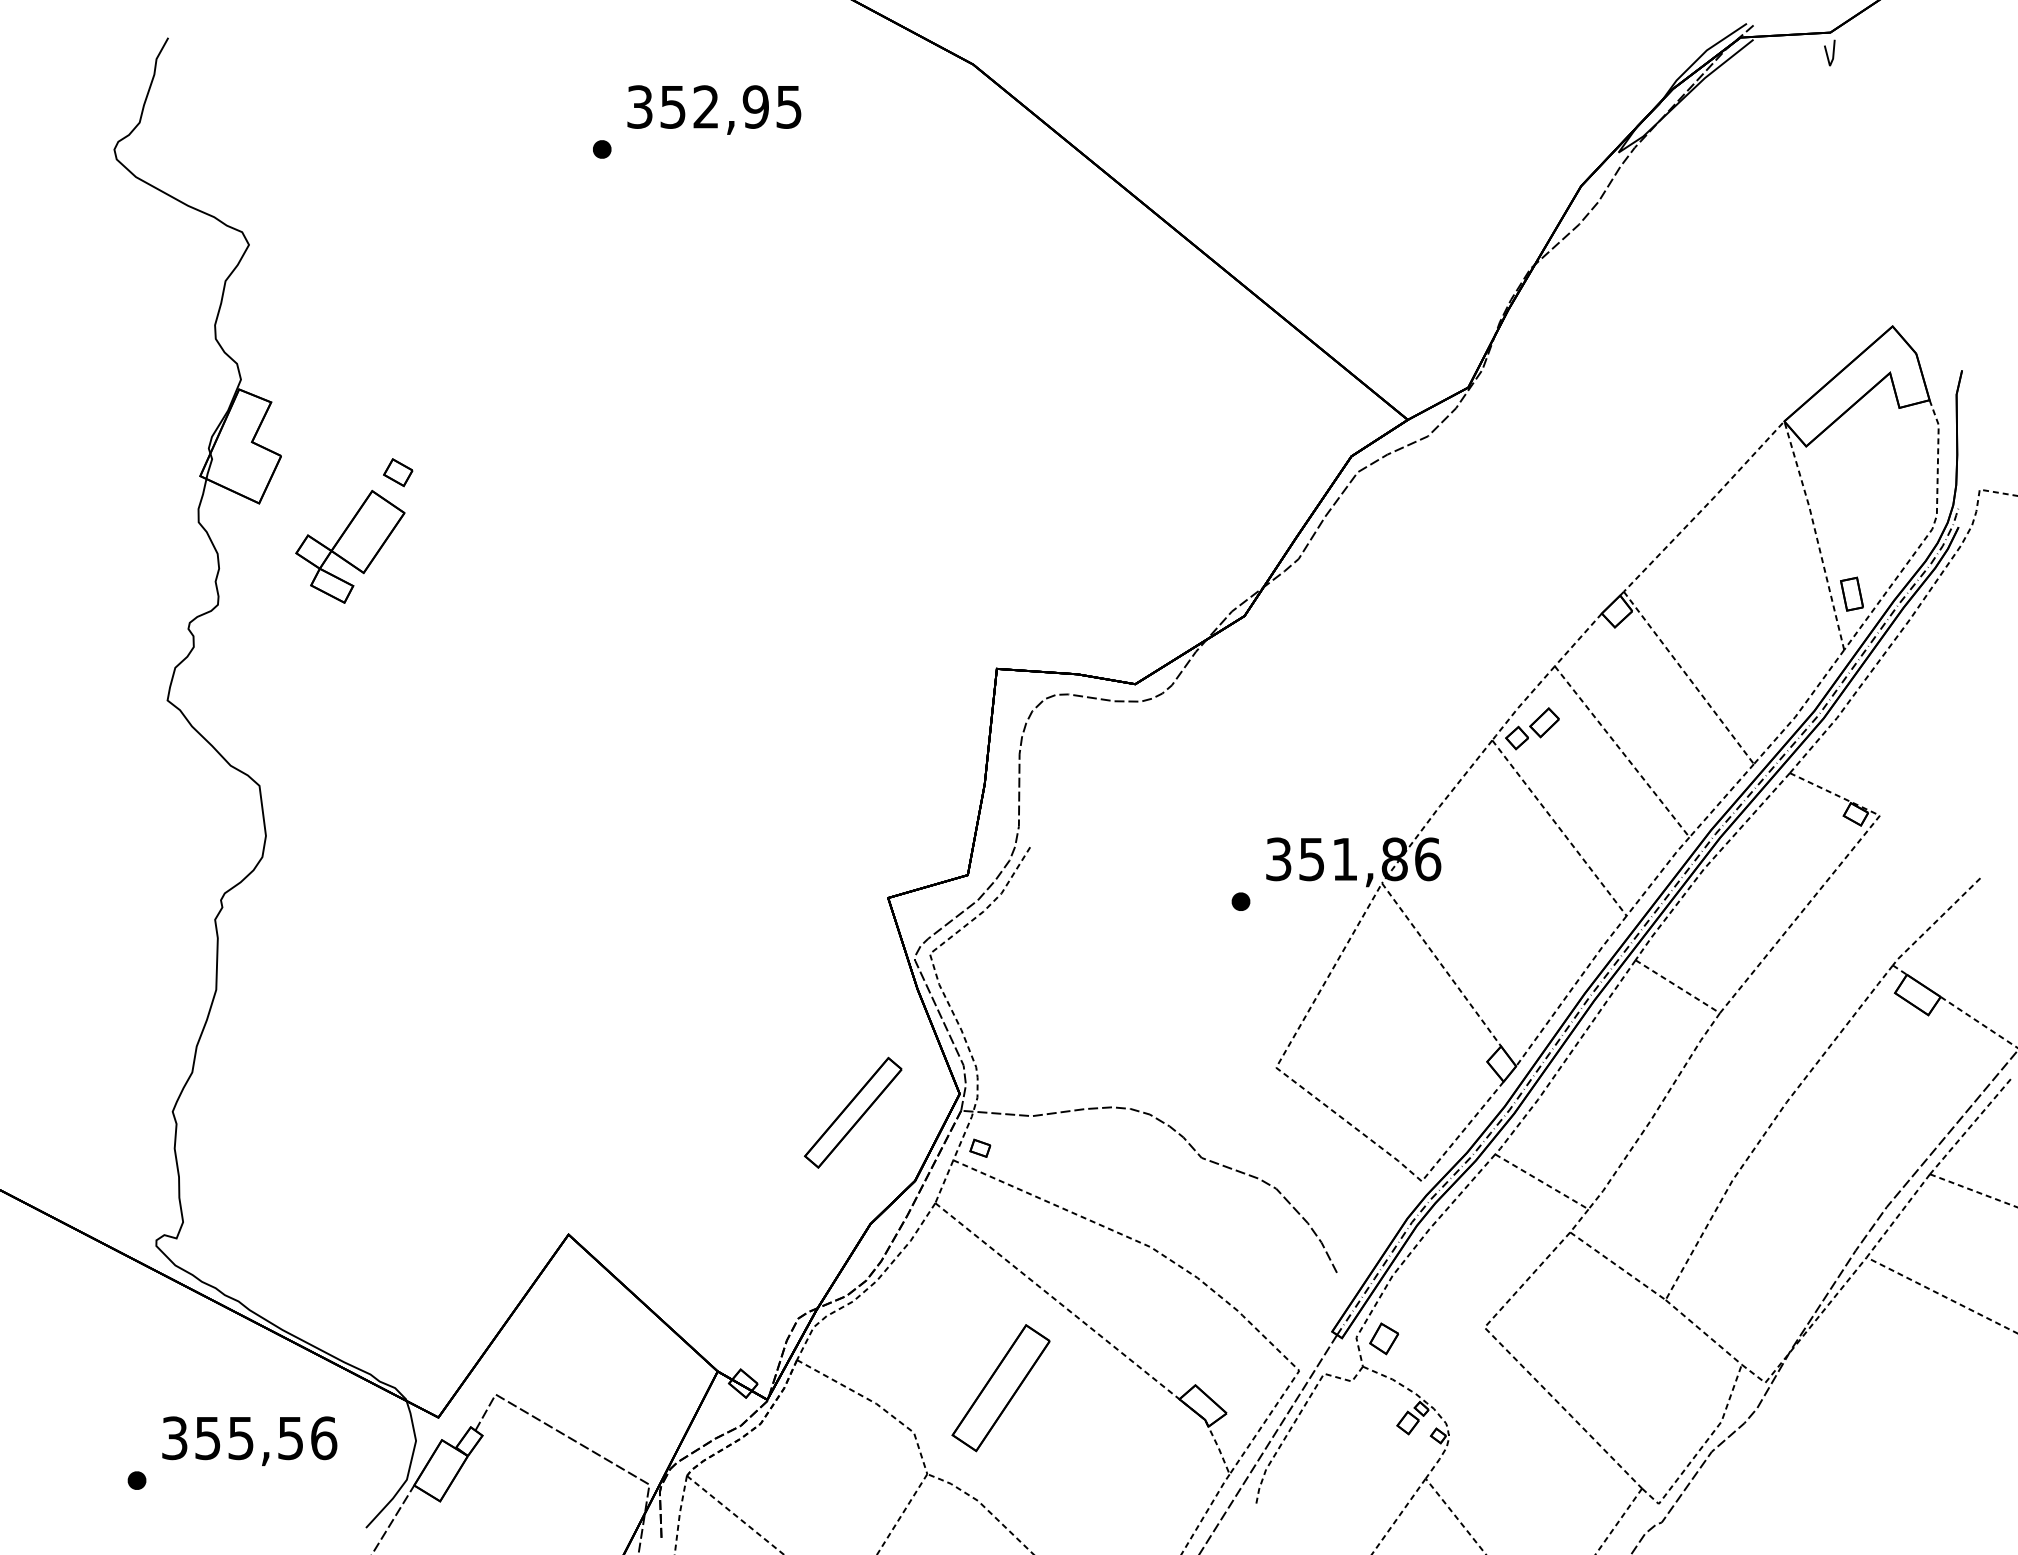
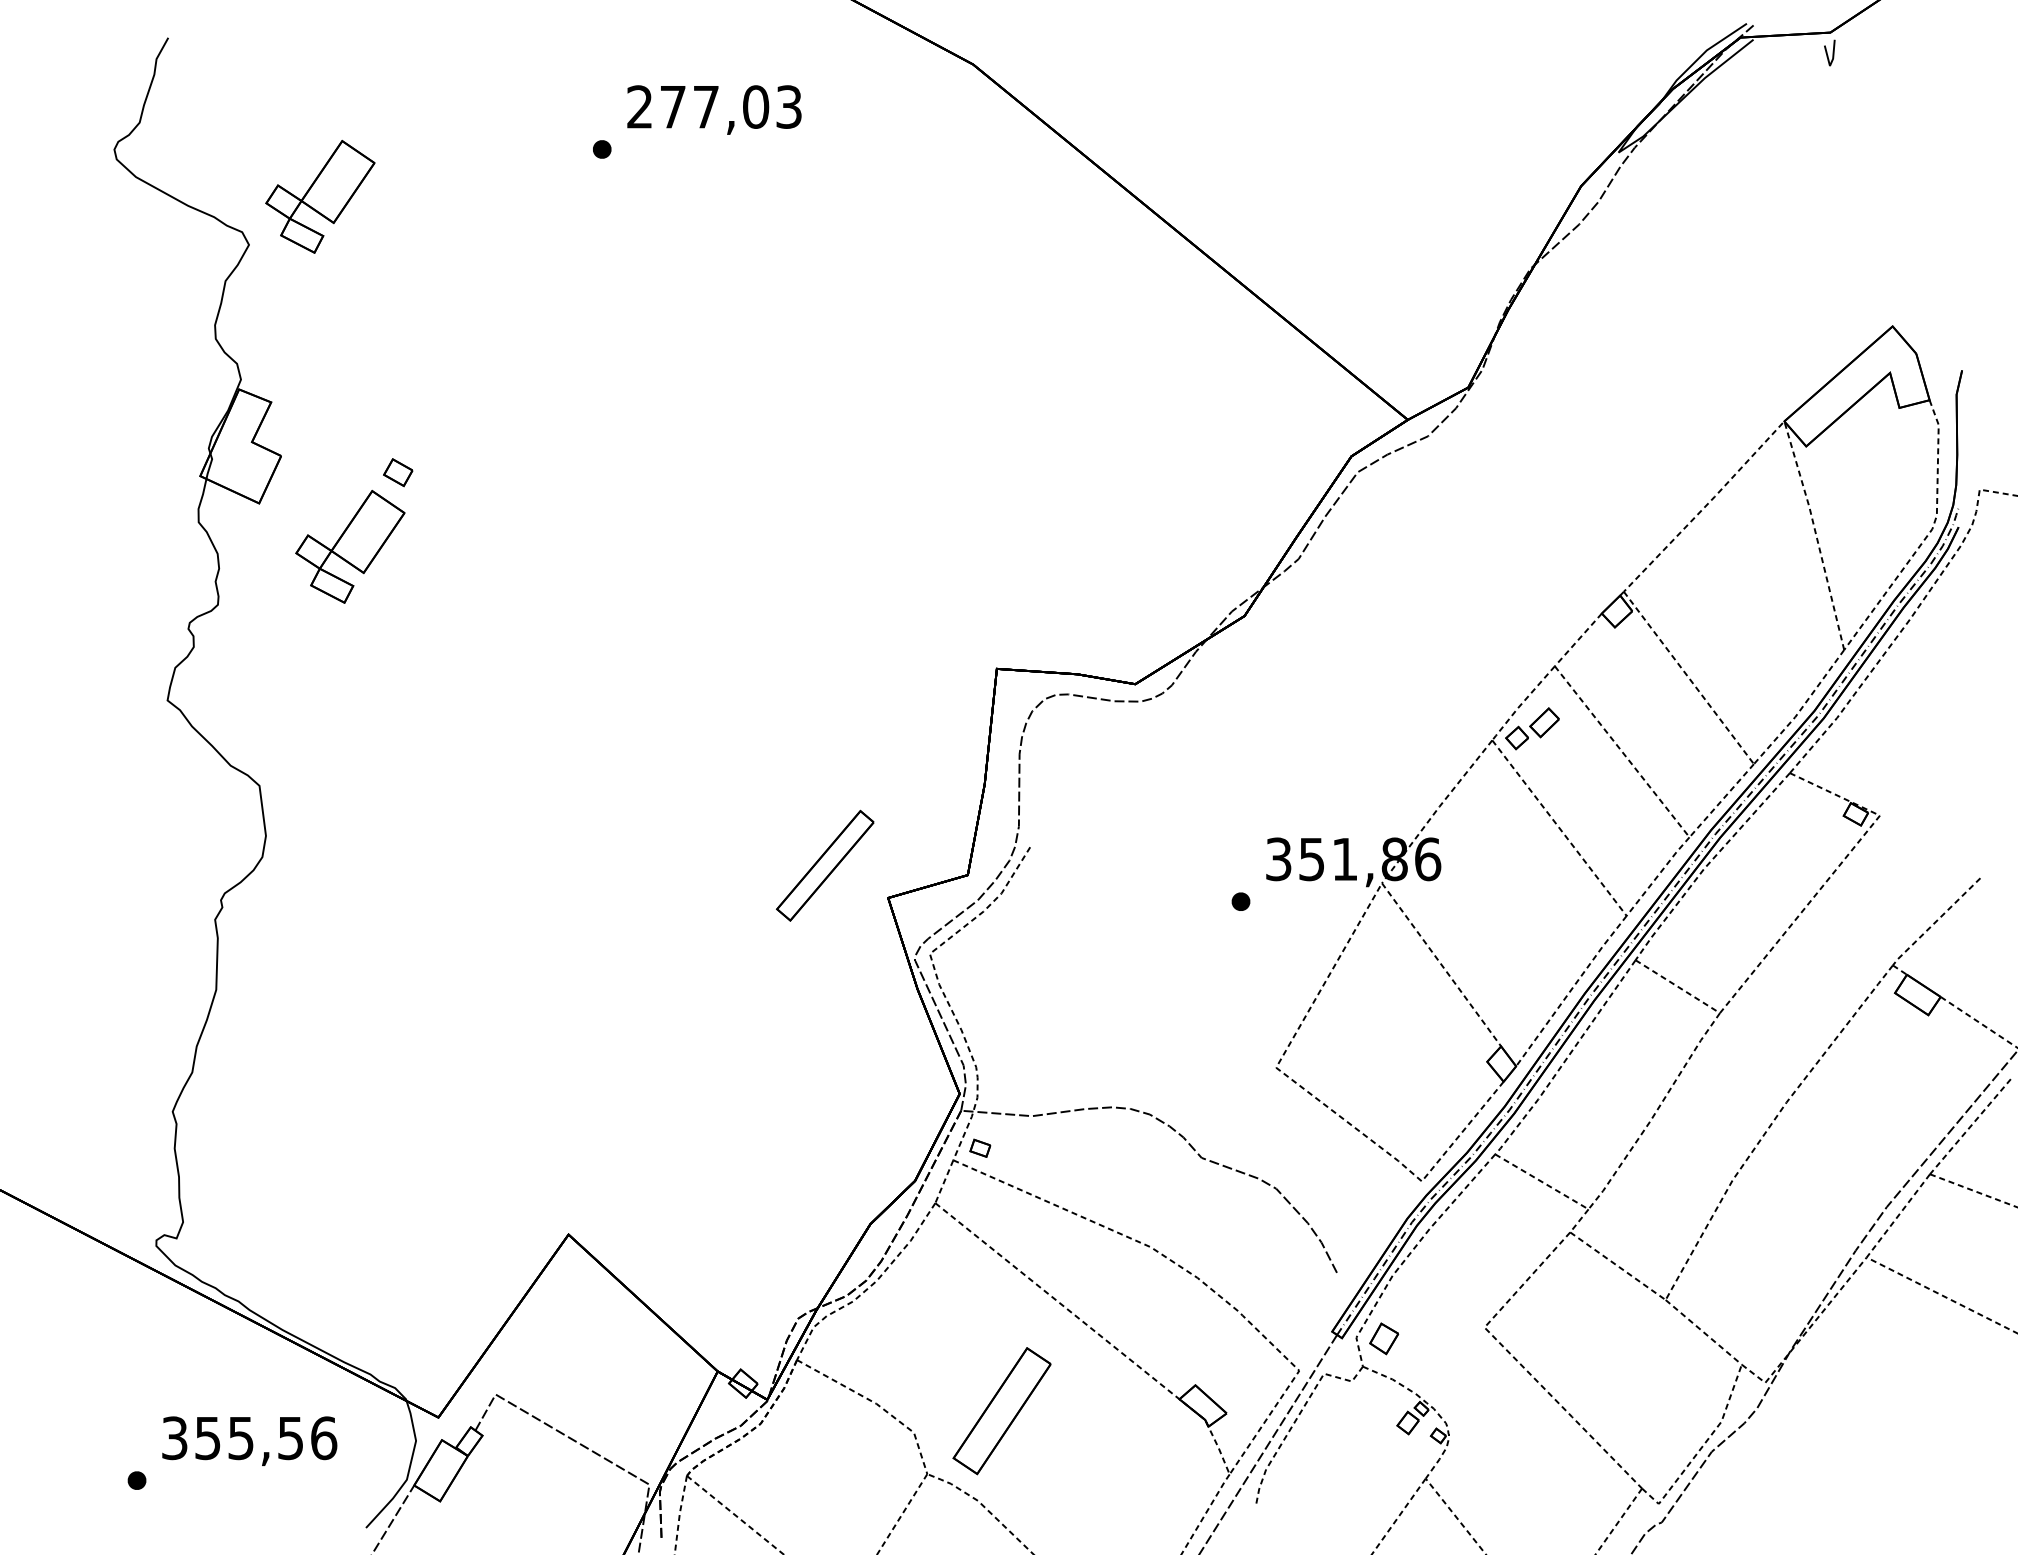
text: 352,95 -> 277,03 (714, 106)
part: none -> present (320, 196)
part: present -> none (1851, 593)
part position: (853, 1112) -> (825, 865) (825, 865)
part position: (1000, 1388) -> (1001, 1411) (1001, 1411)
